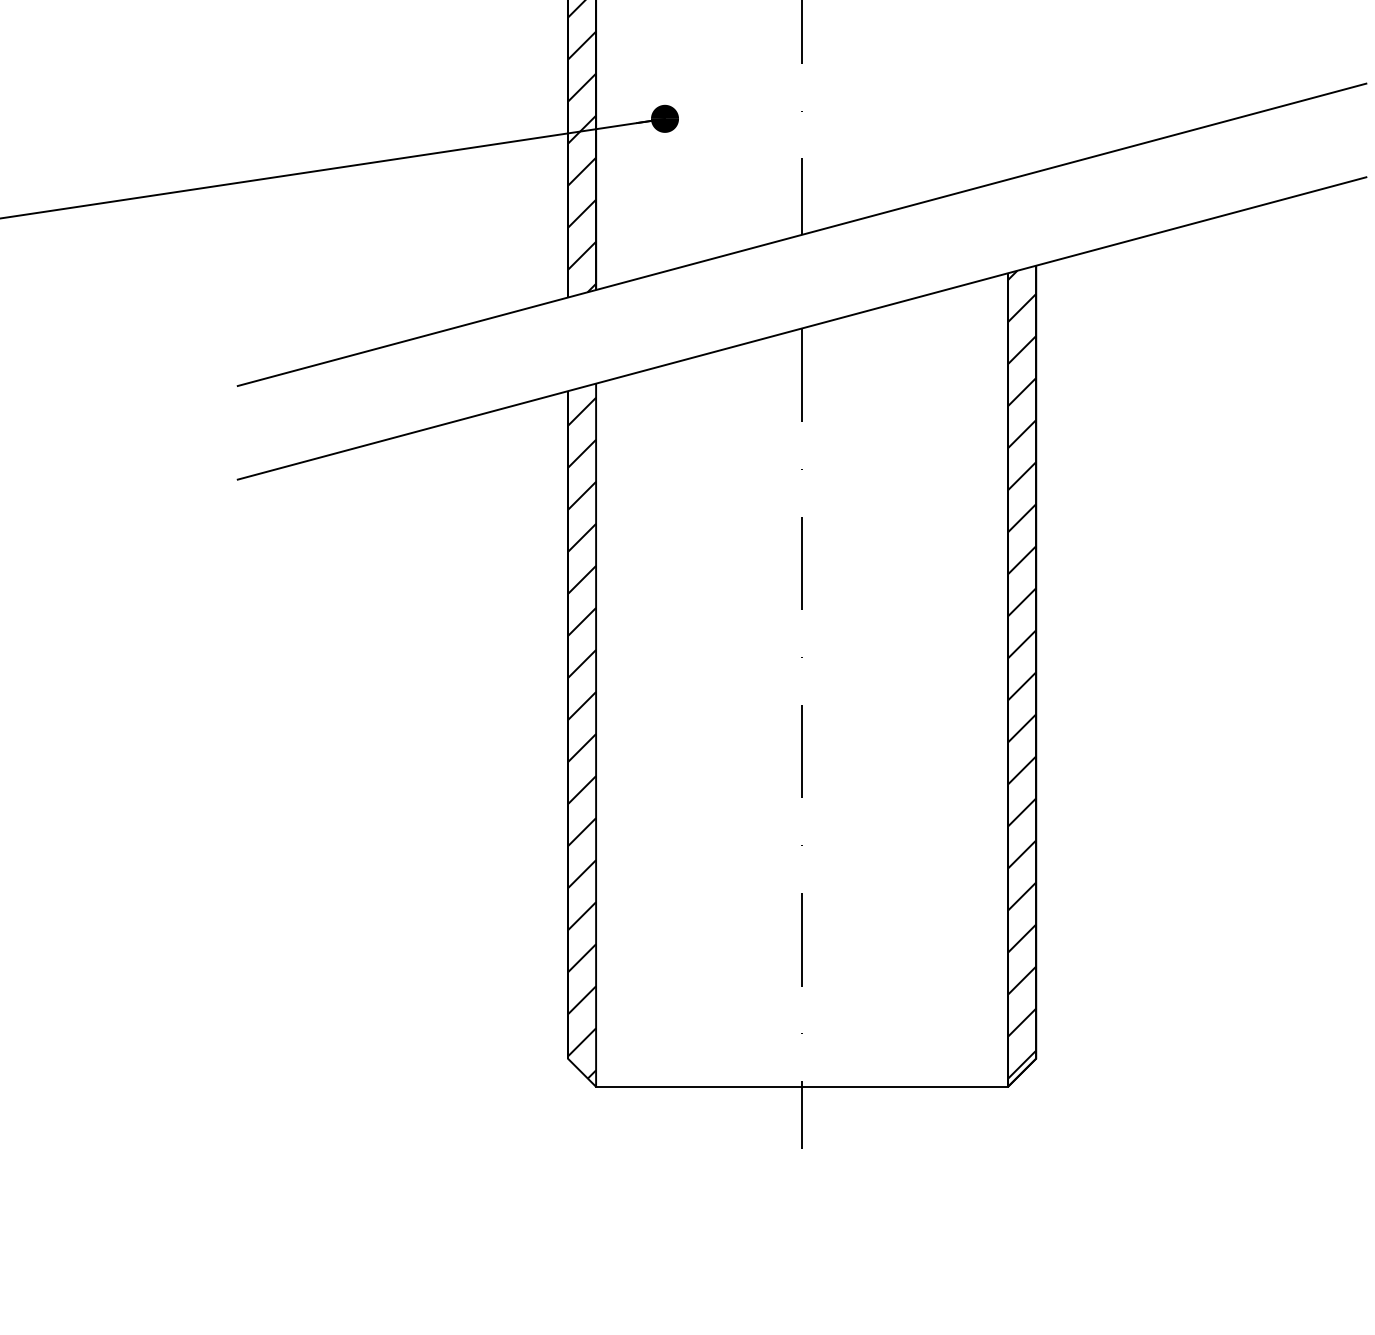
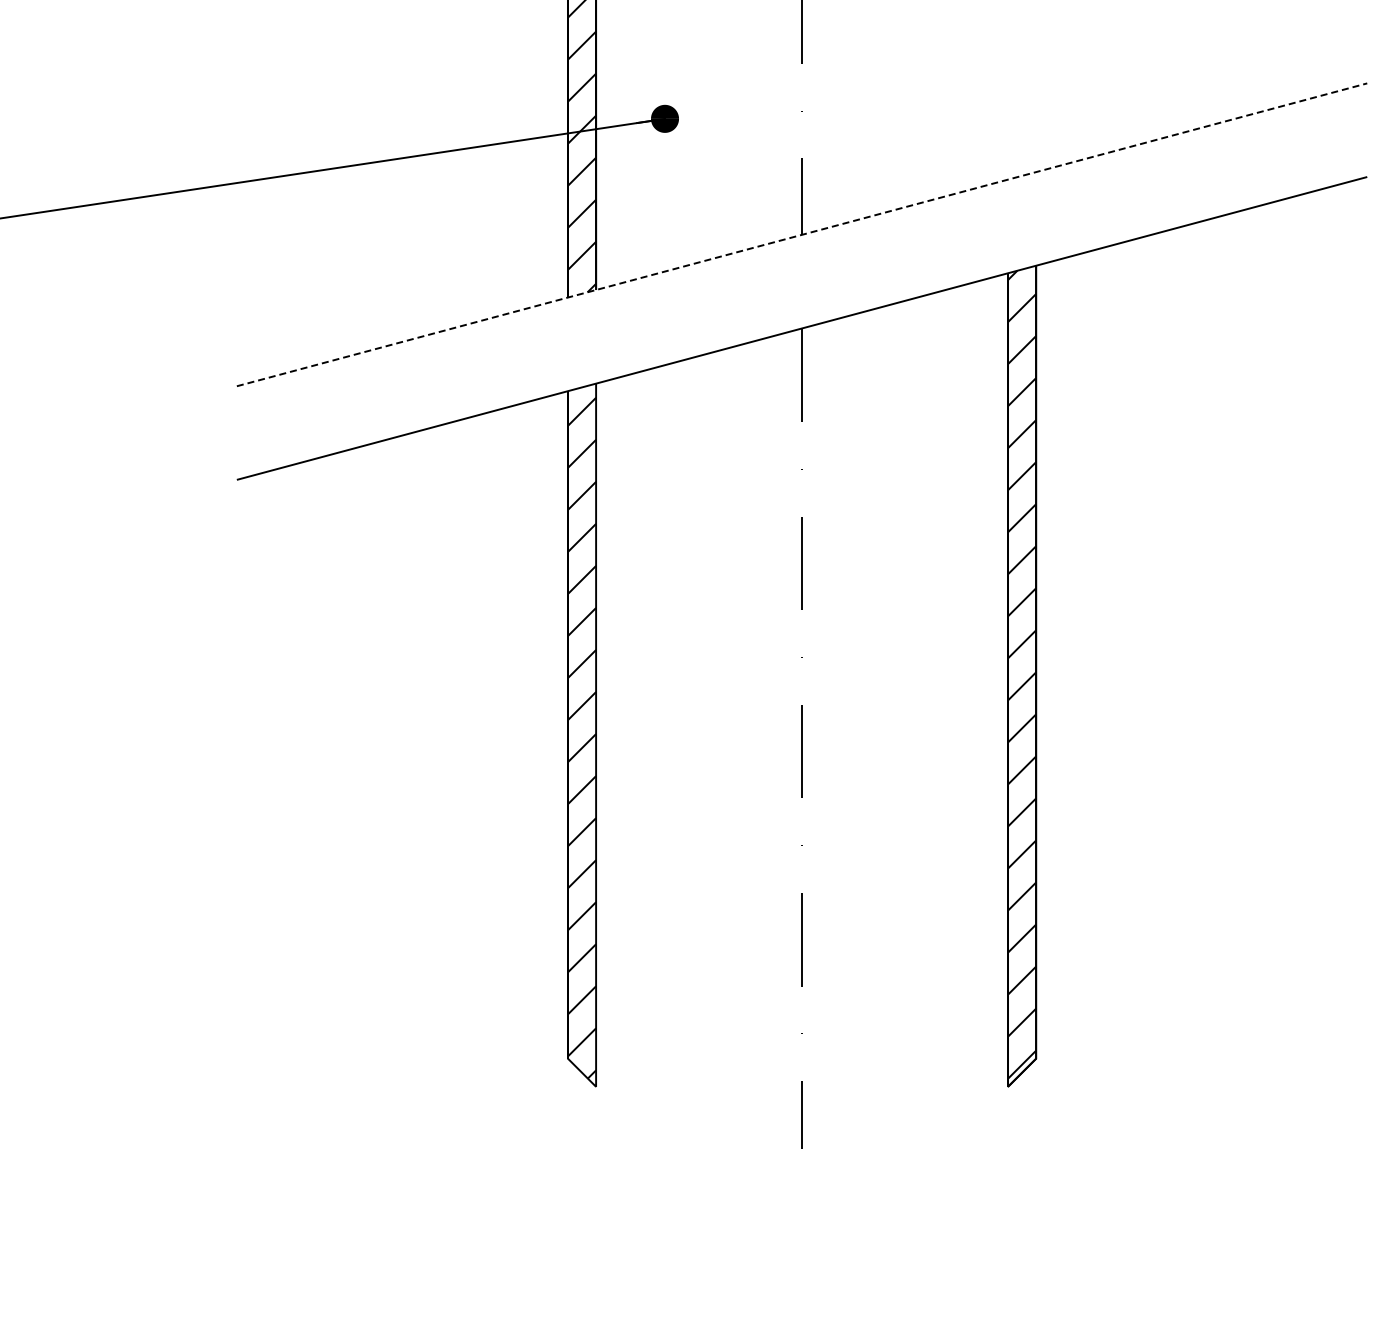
line: solid -> dashed (802, 234)
line: present -> none (802, 1086)
